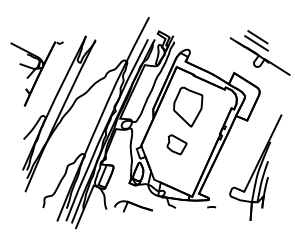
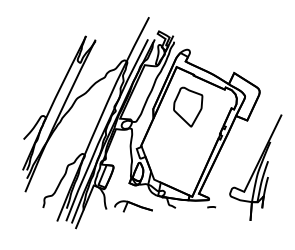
part: present -> none (259, 52)
part: present -> none (36, 73)
part: present -> none (176, 144)
